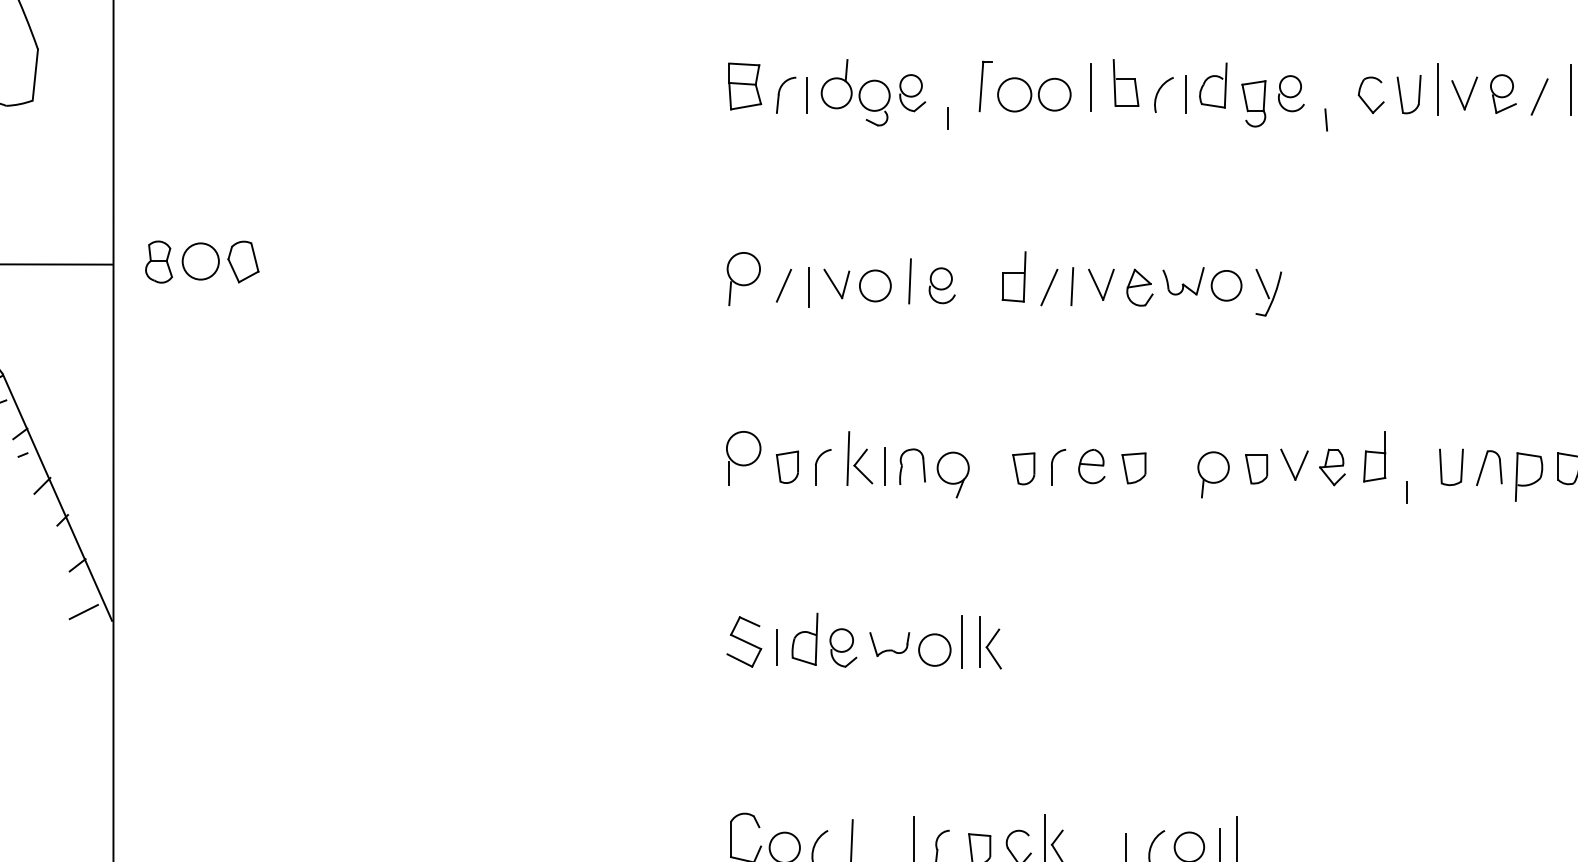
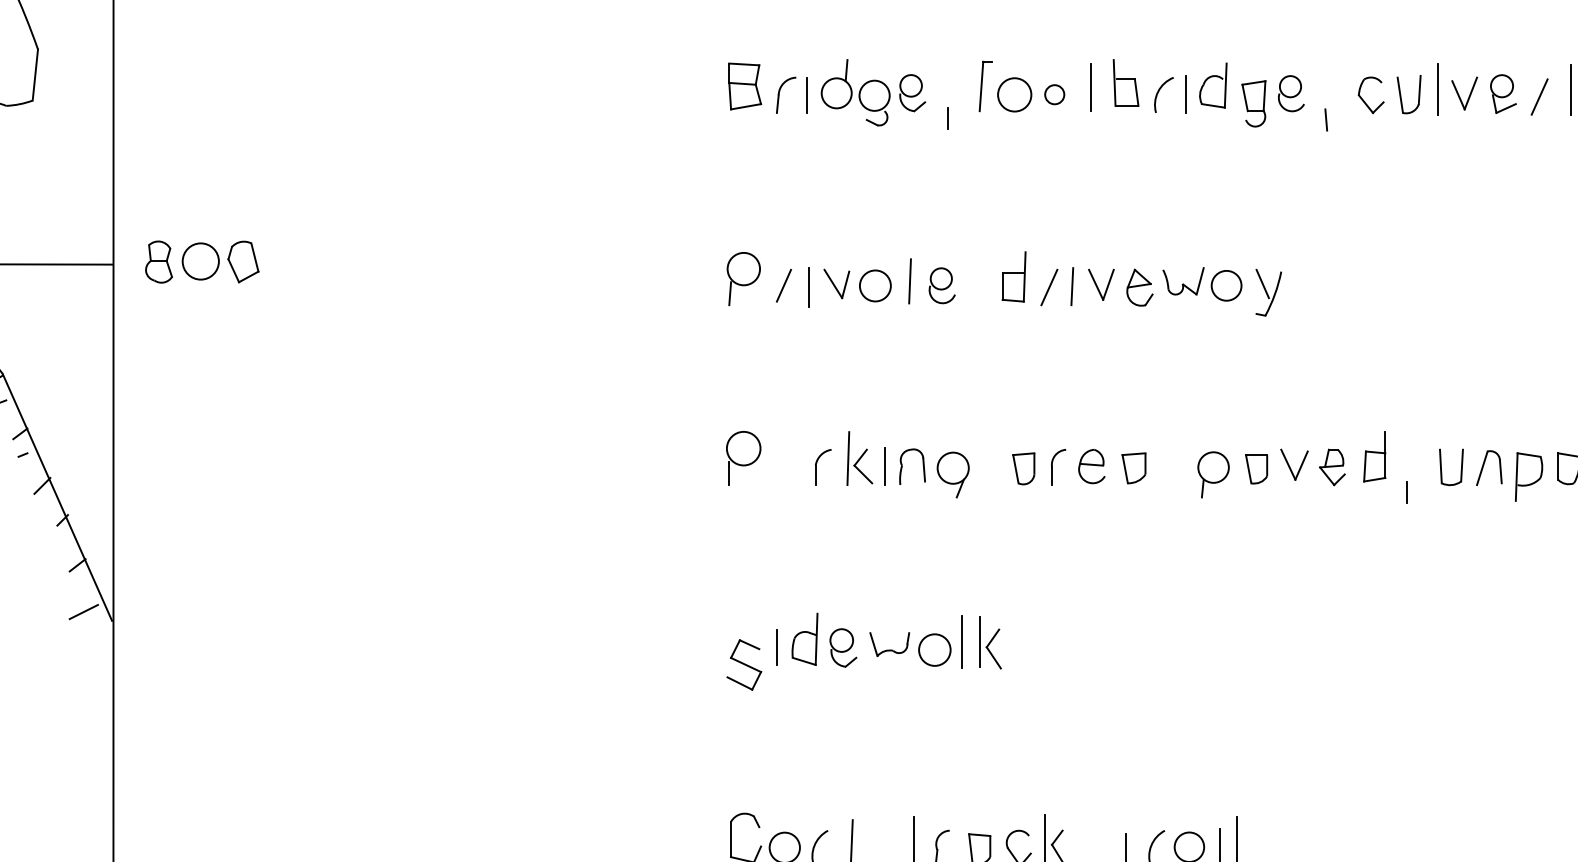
circle diameter: 32 px -> 19 px (1054, 94)
part: present -> none (786, 466)
part position: (744, 641) -> (744, 664) (744, 664)
